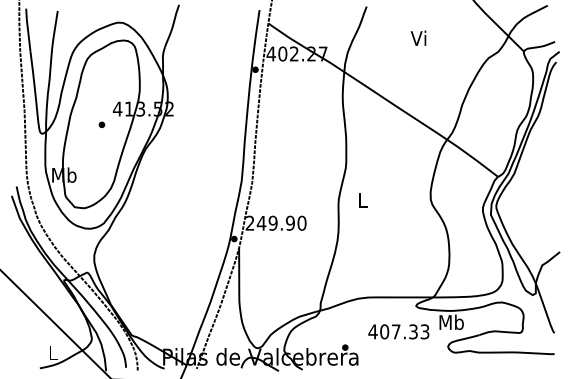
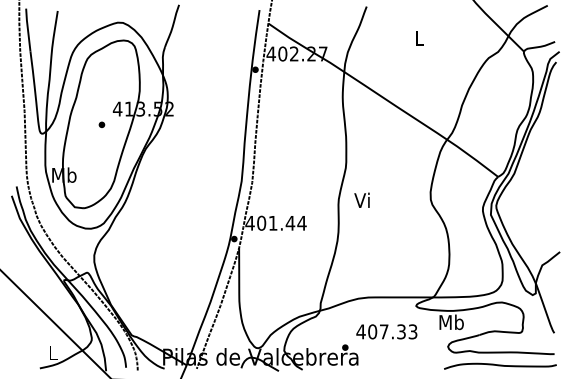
text: Vi -> L (418, 37)
text: L -> Vi (361, 199)
text: 249.90 -> 401.44 (275, 222)
text position: (398, 331) -> (386, 331) (386, 331)
curve: none -> present (500, 365)
